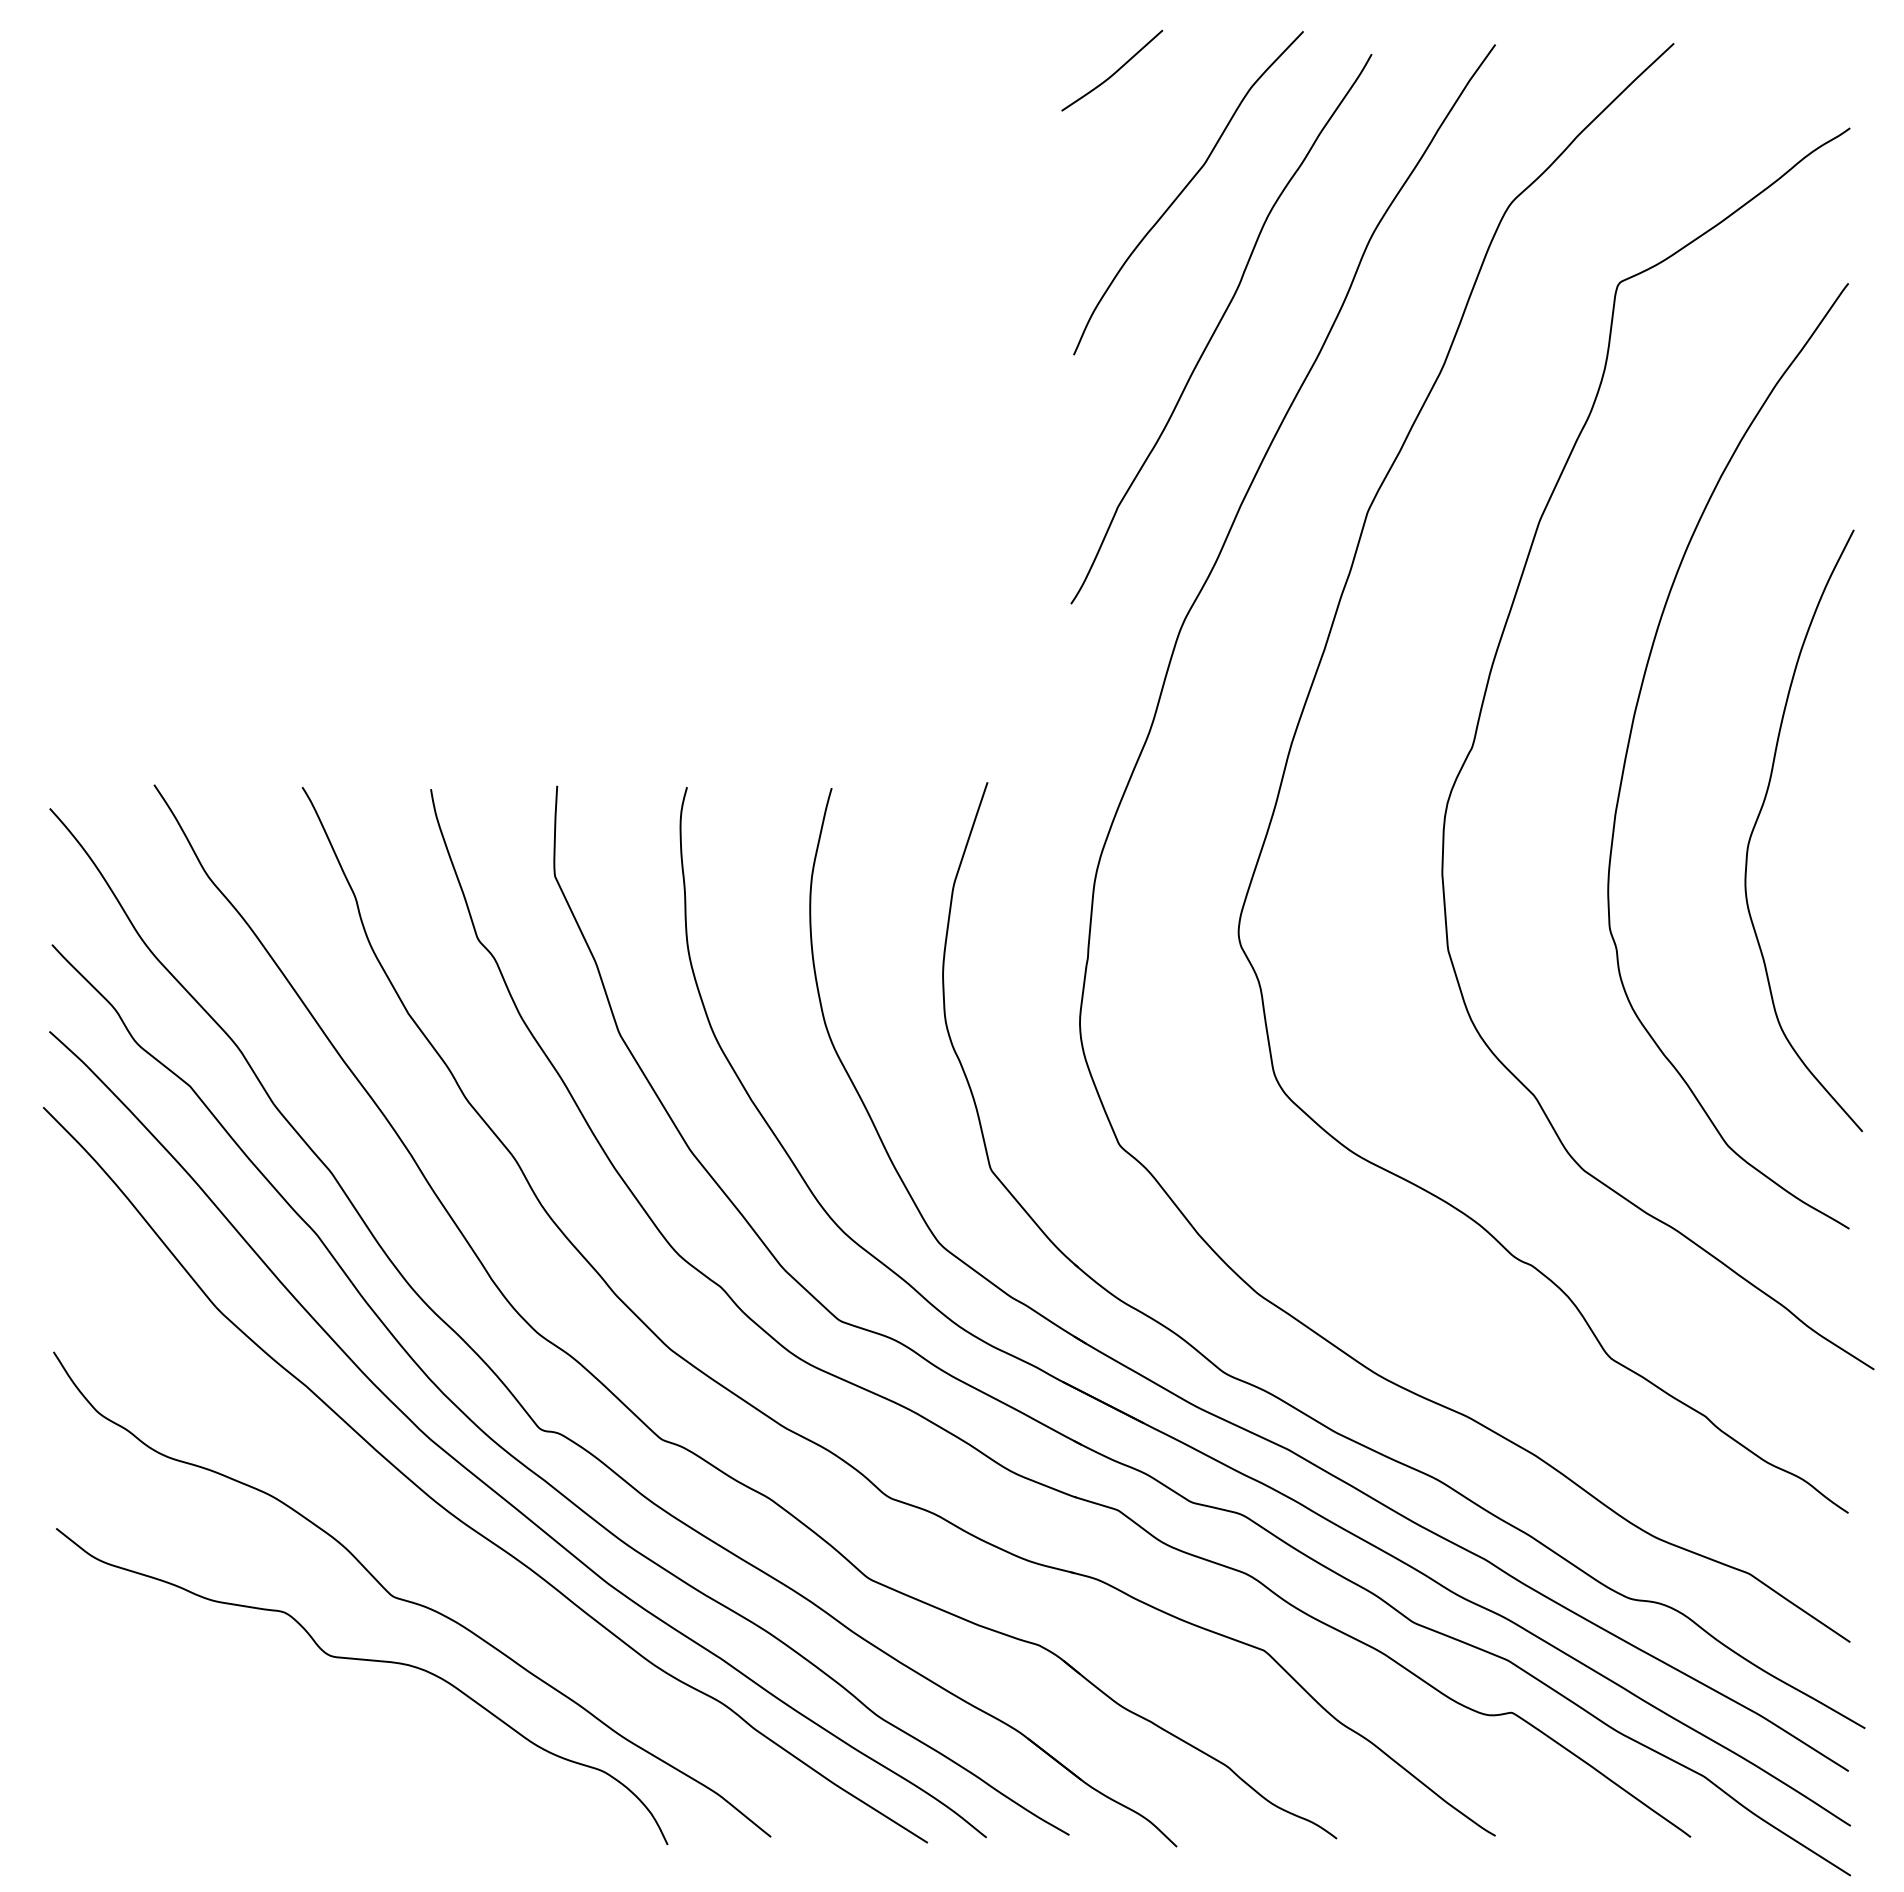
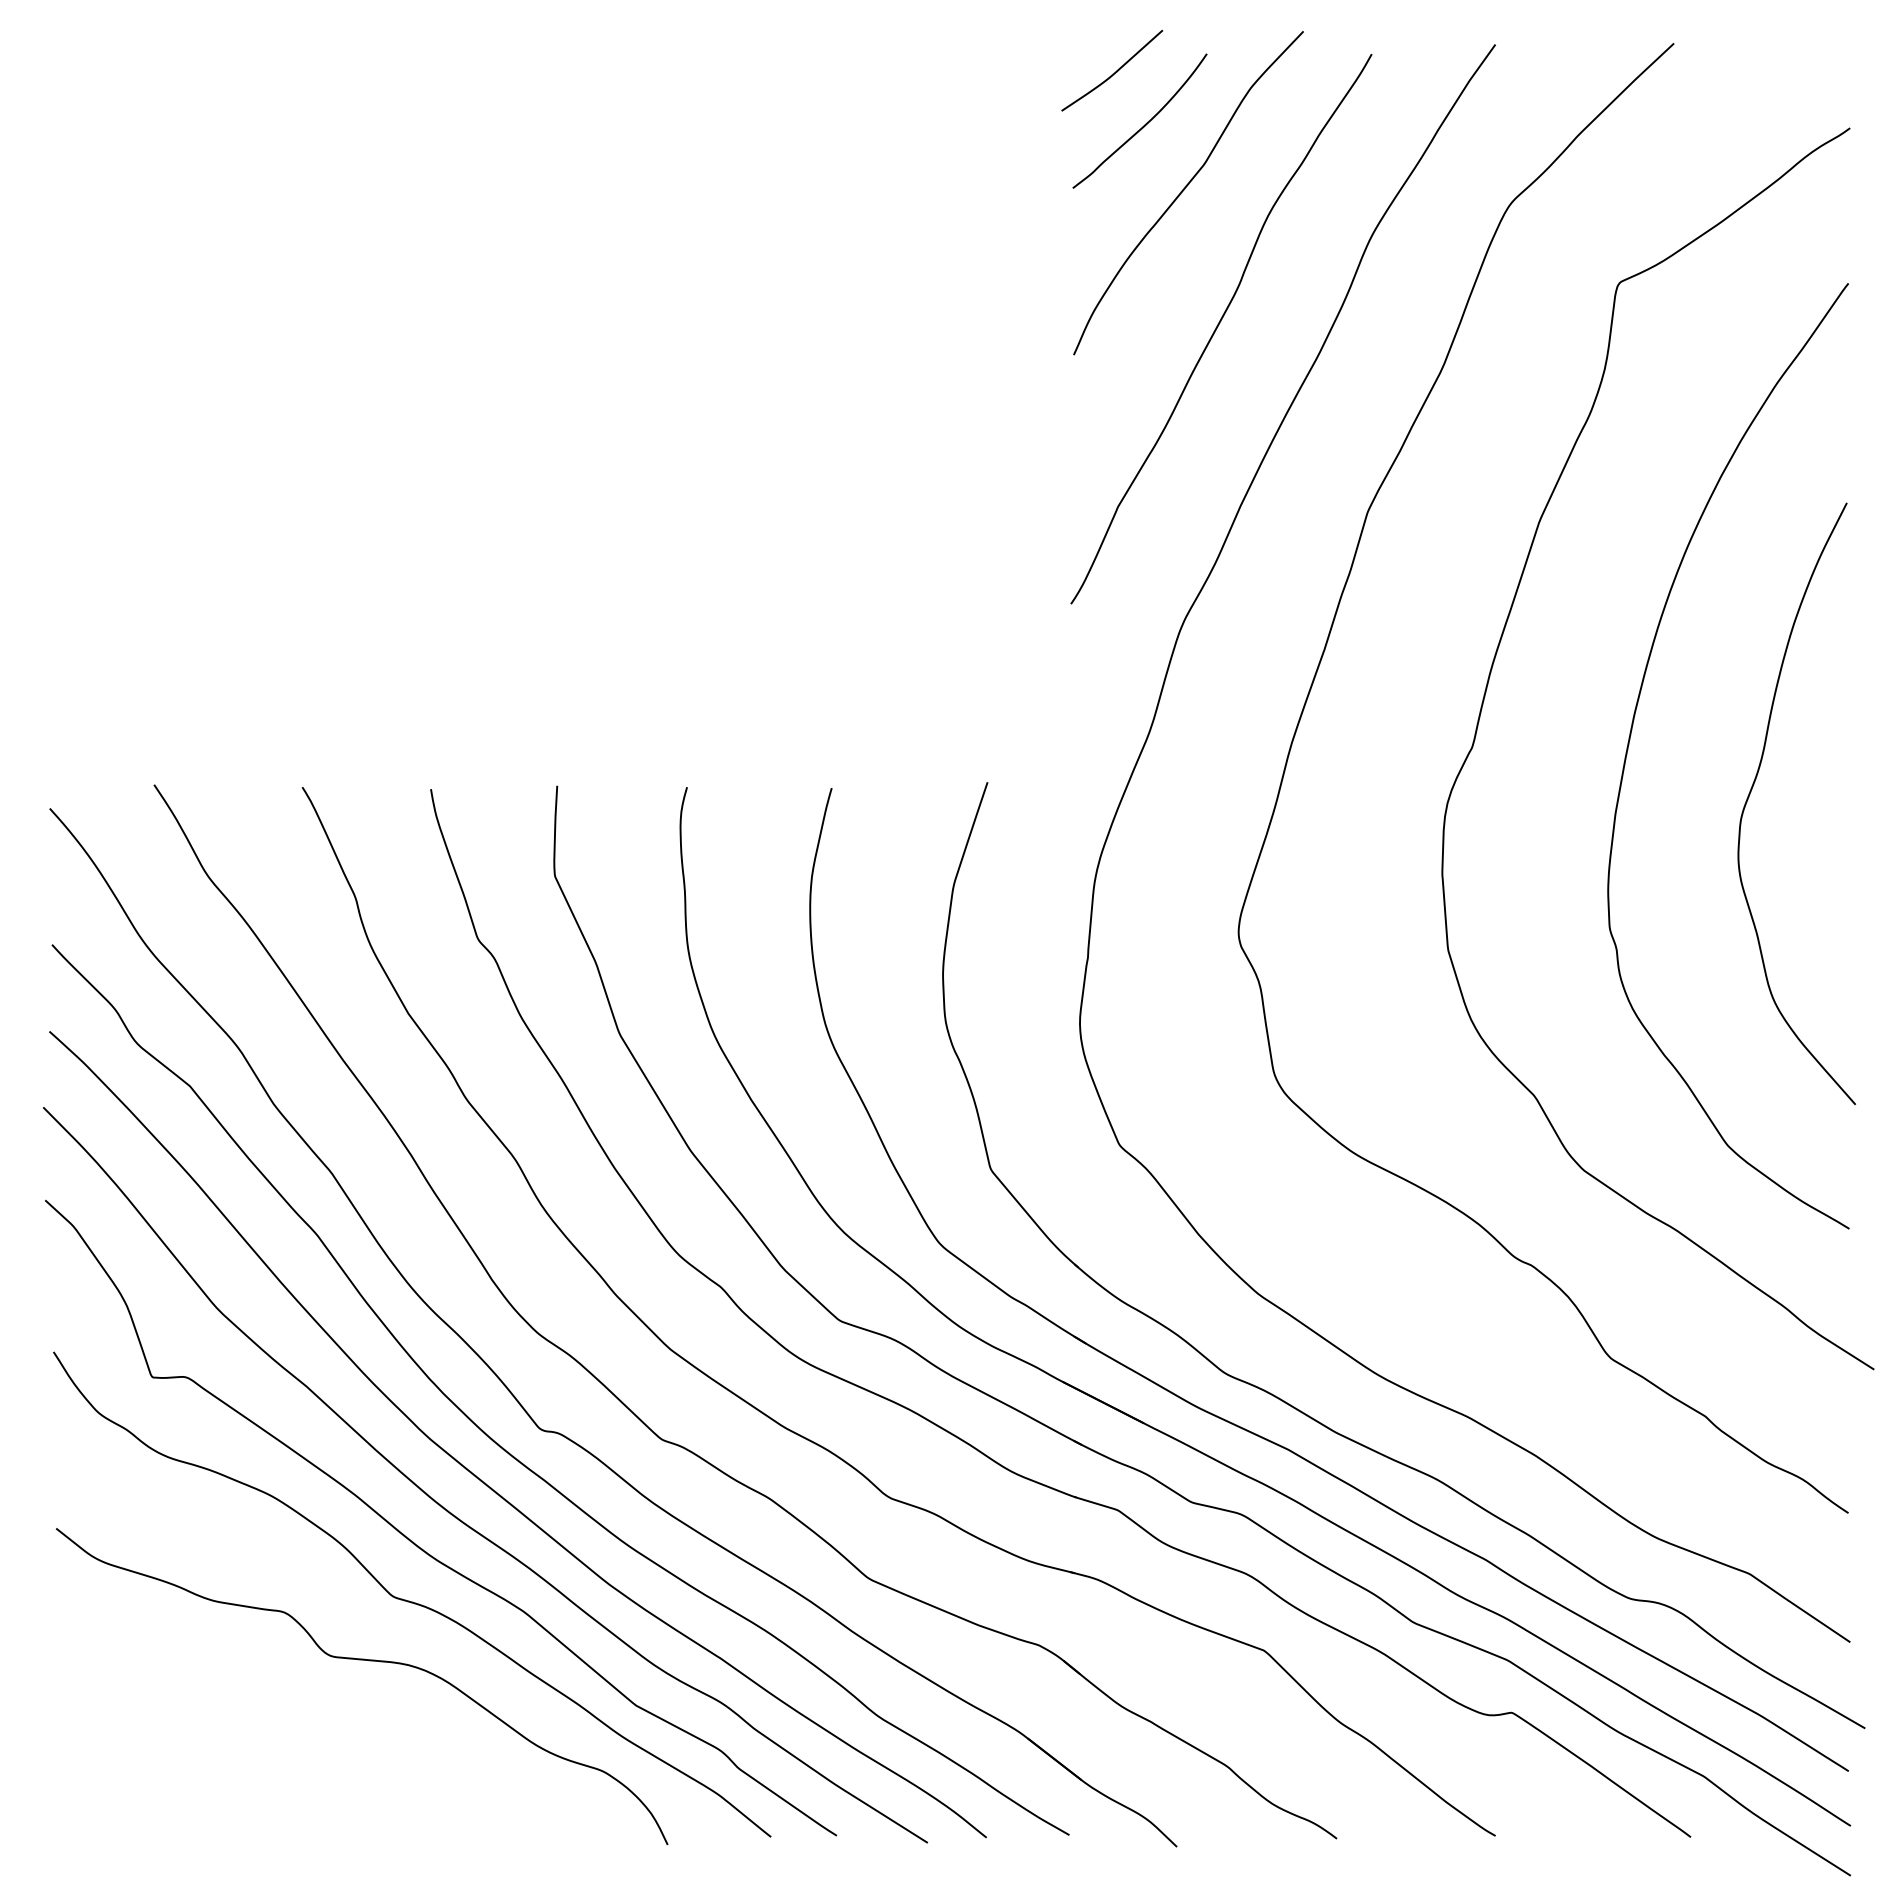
curve: none -> present (1144, 124)
curve position: (1760, 814) -> (1753, 787) (1753, 787)
curve: none -> present (418, 1545)
